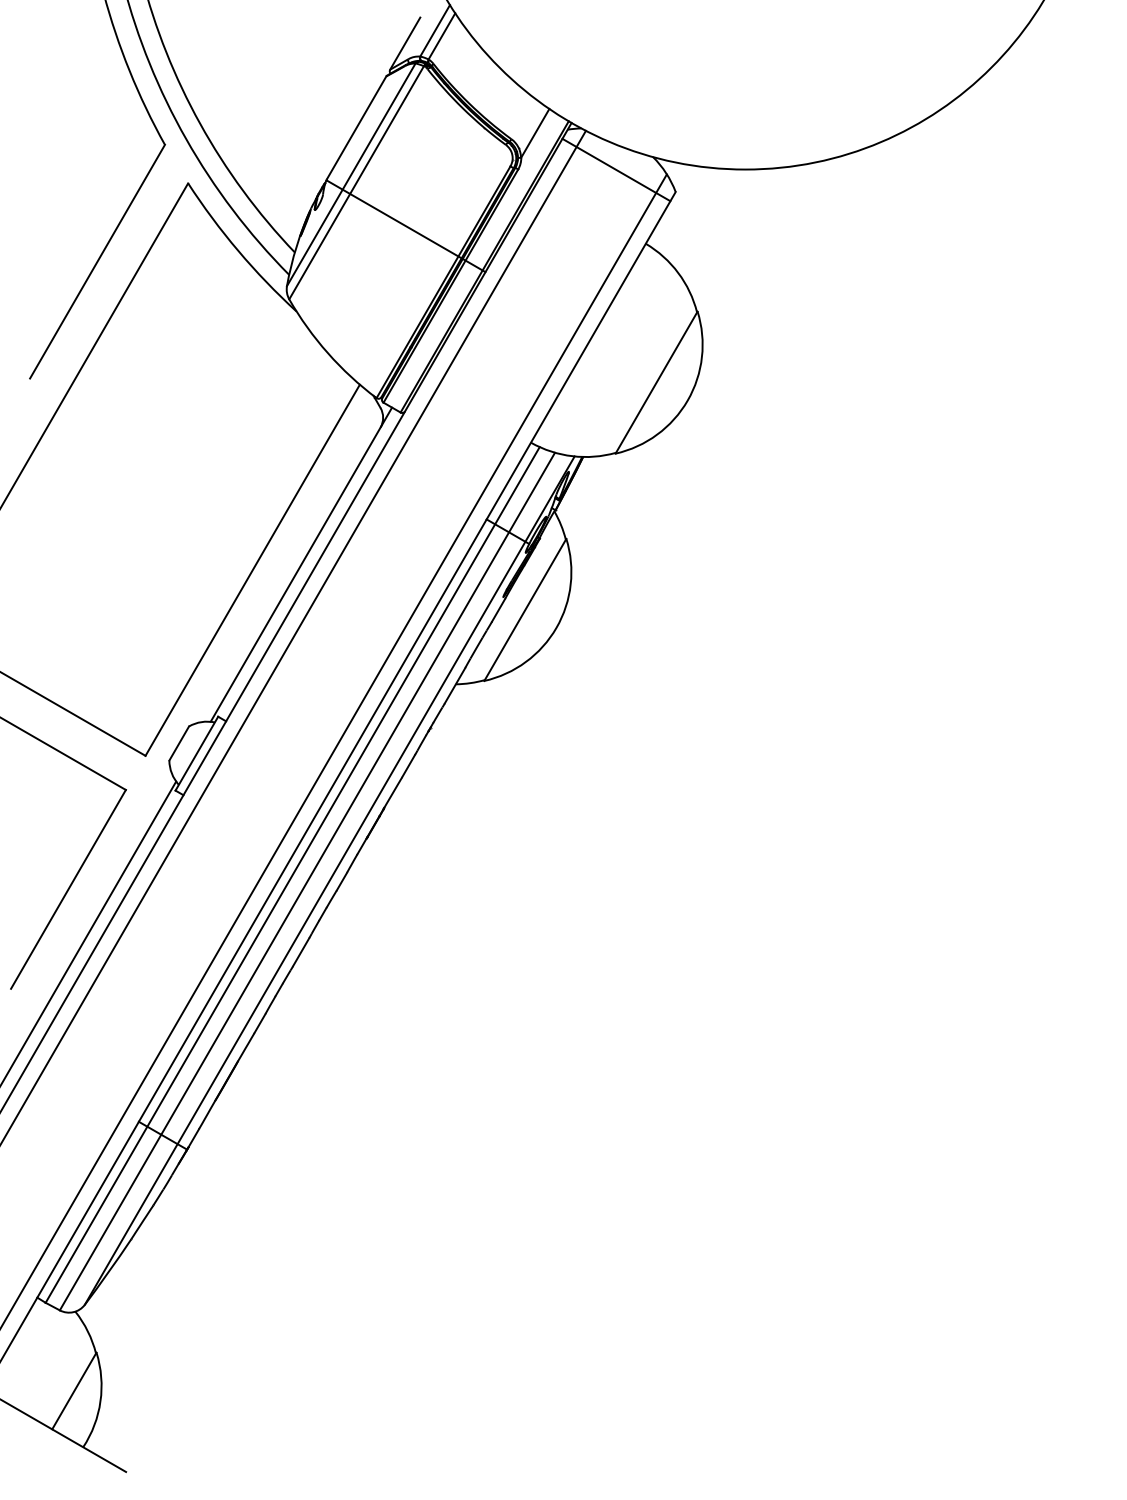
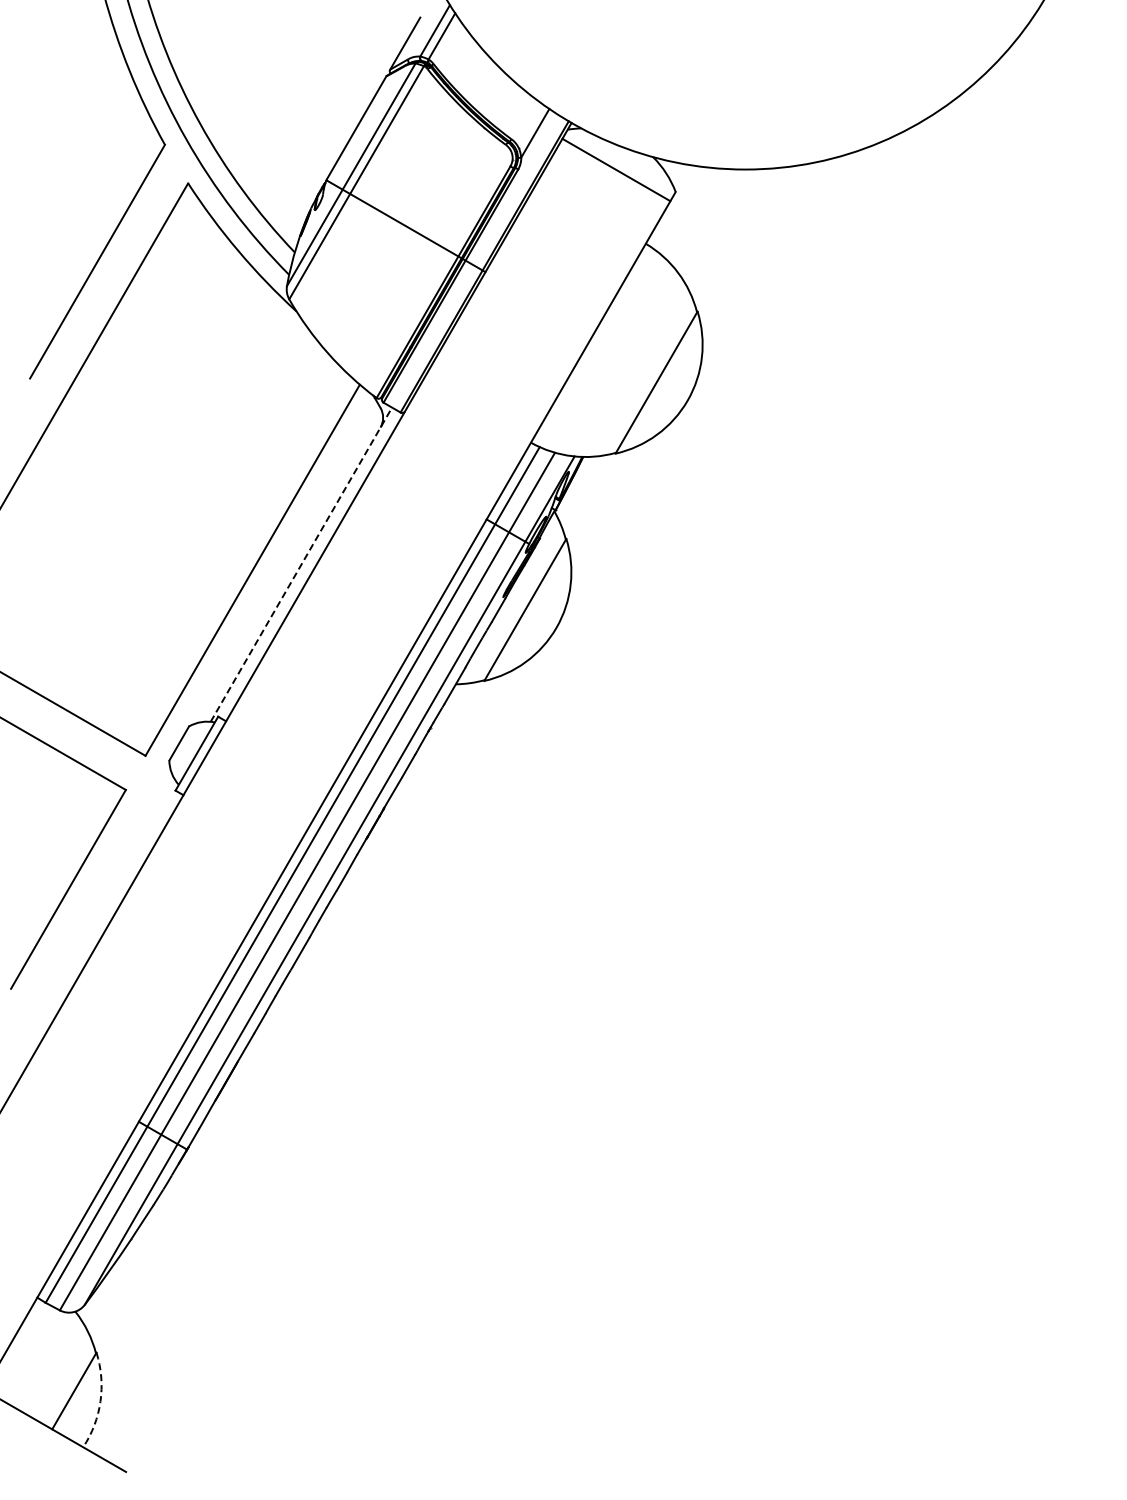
line: solid -> dashed (301, 564)
line: present -> none (293, 636)
line: present -> none (334, 749)
line: present -> none (89, 932)
arc: solid -> dashed (100, 1401)
